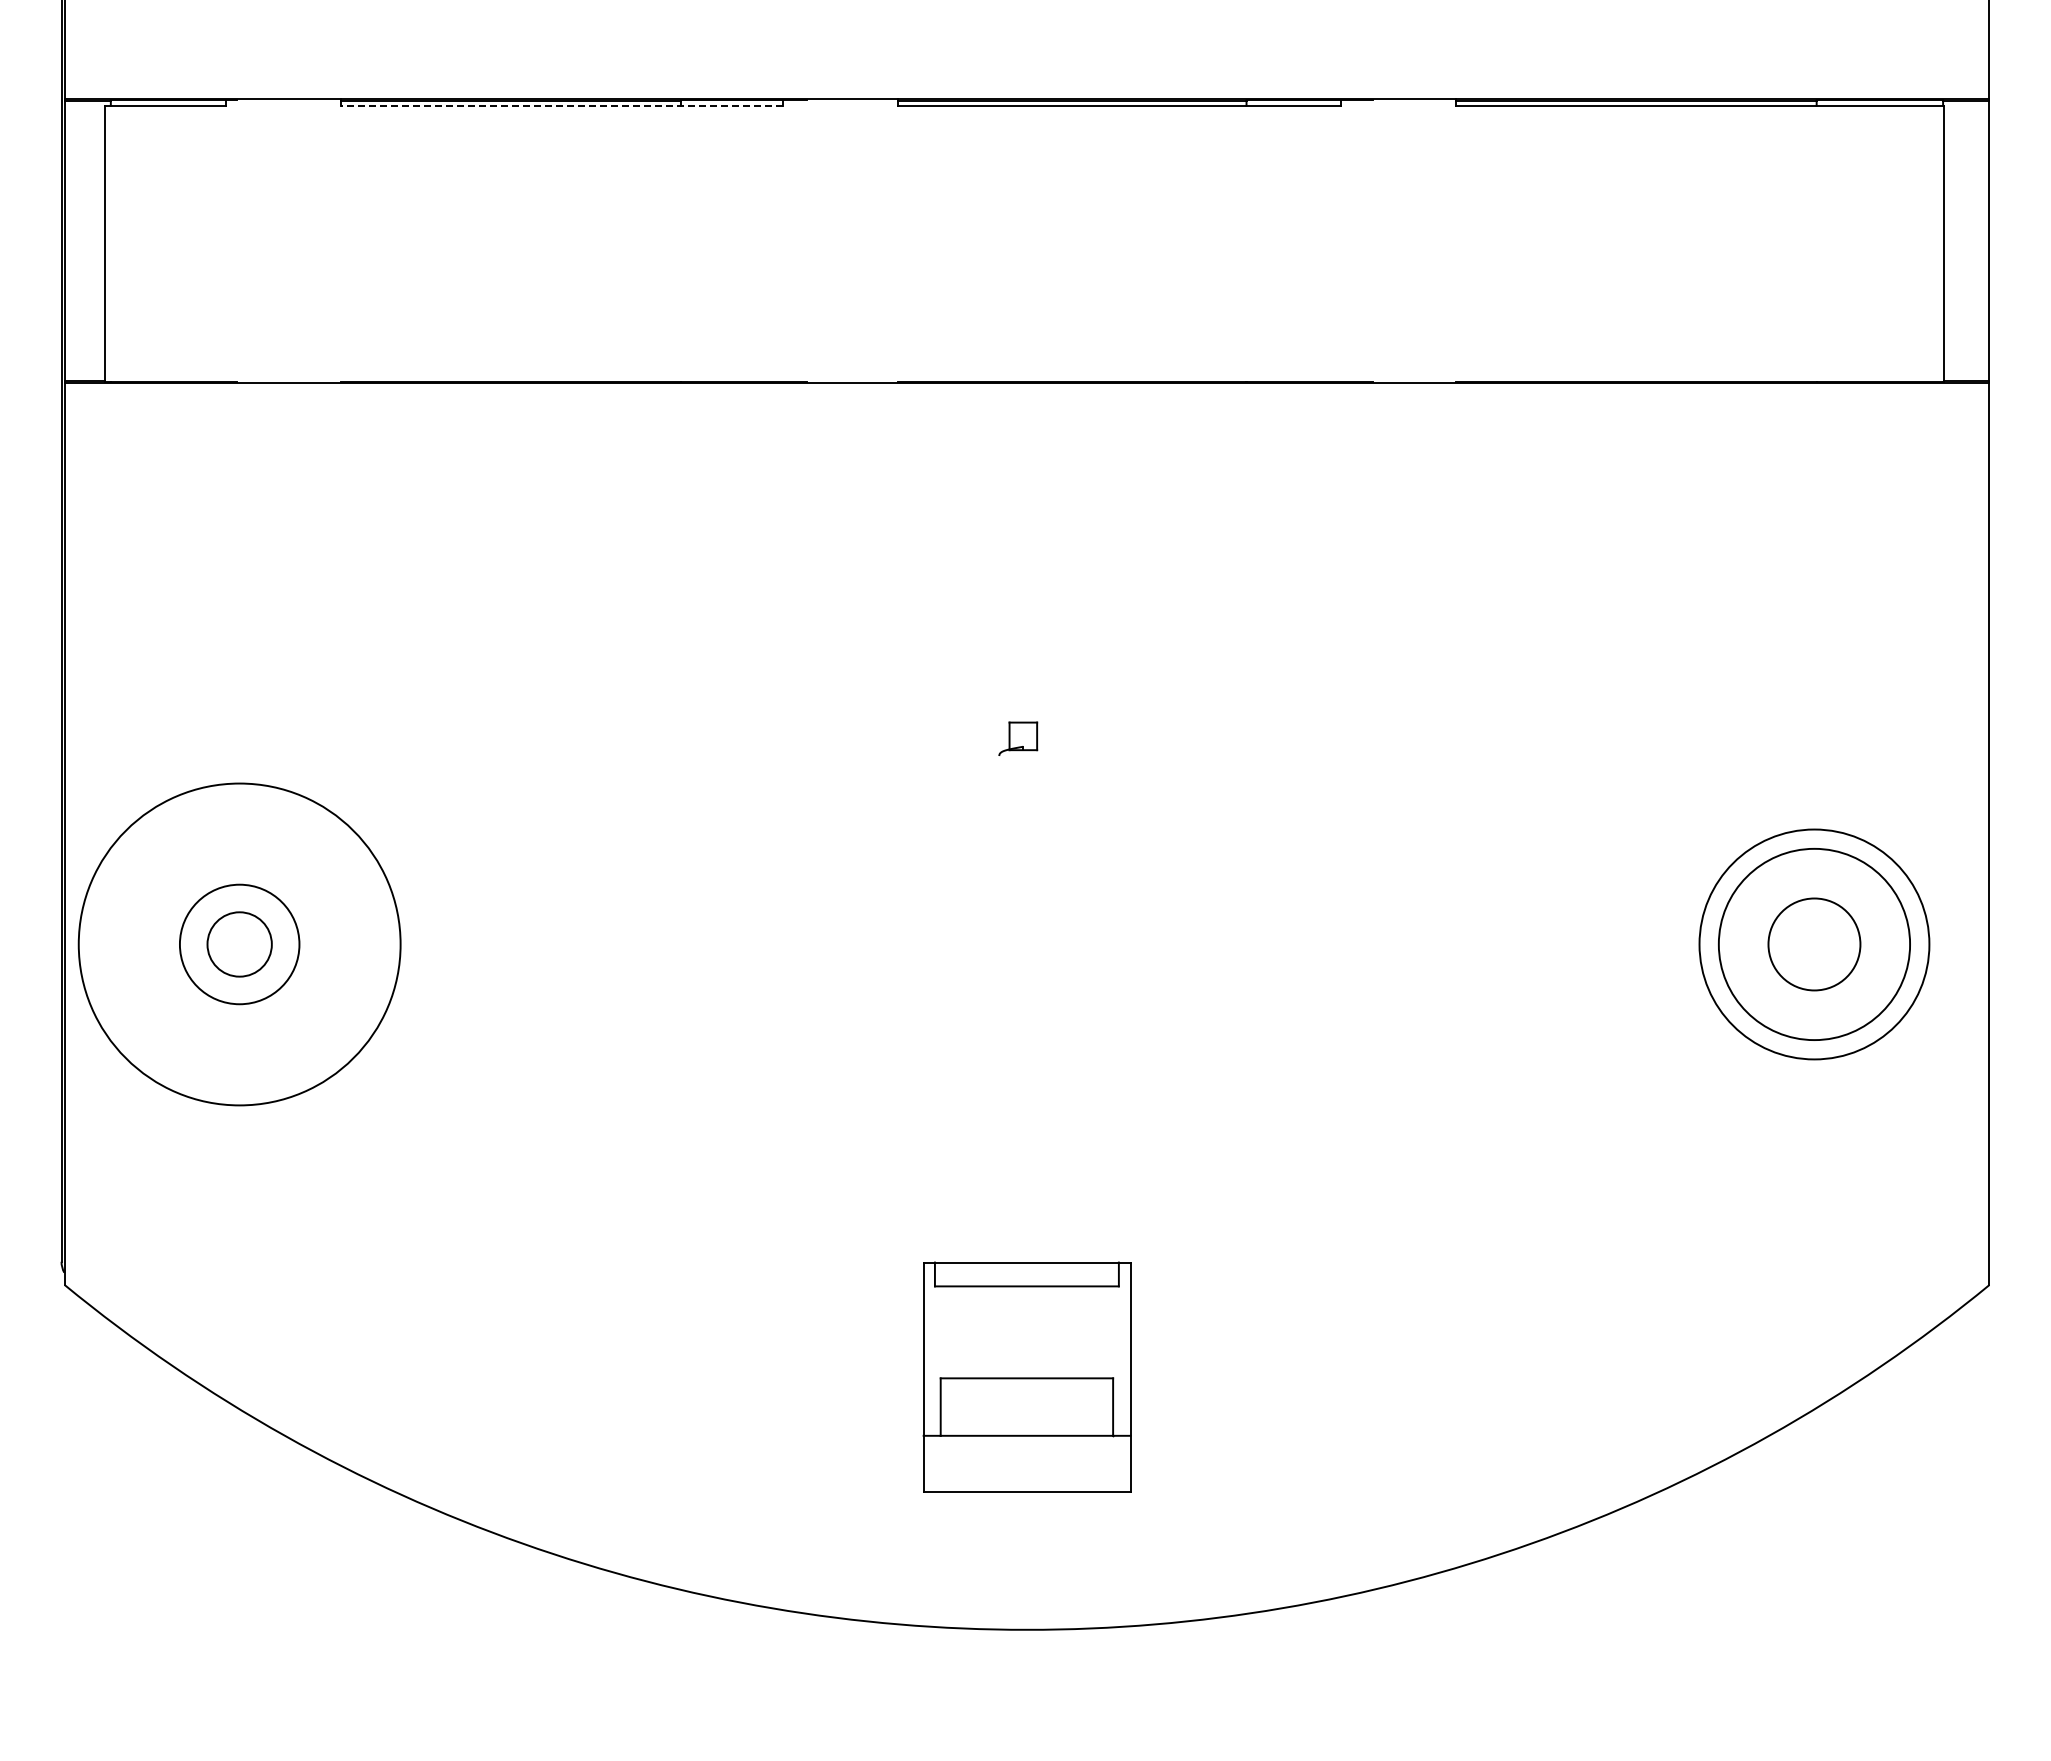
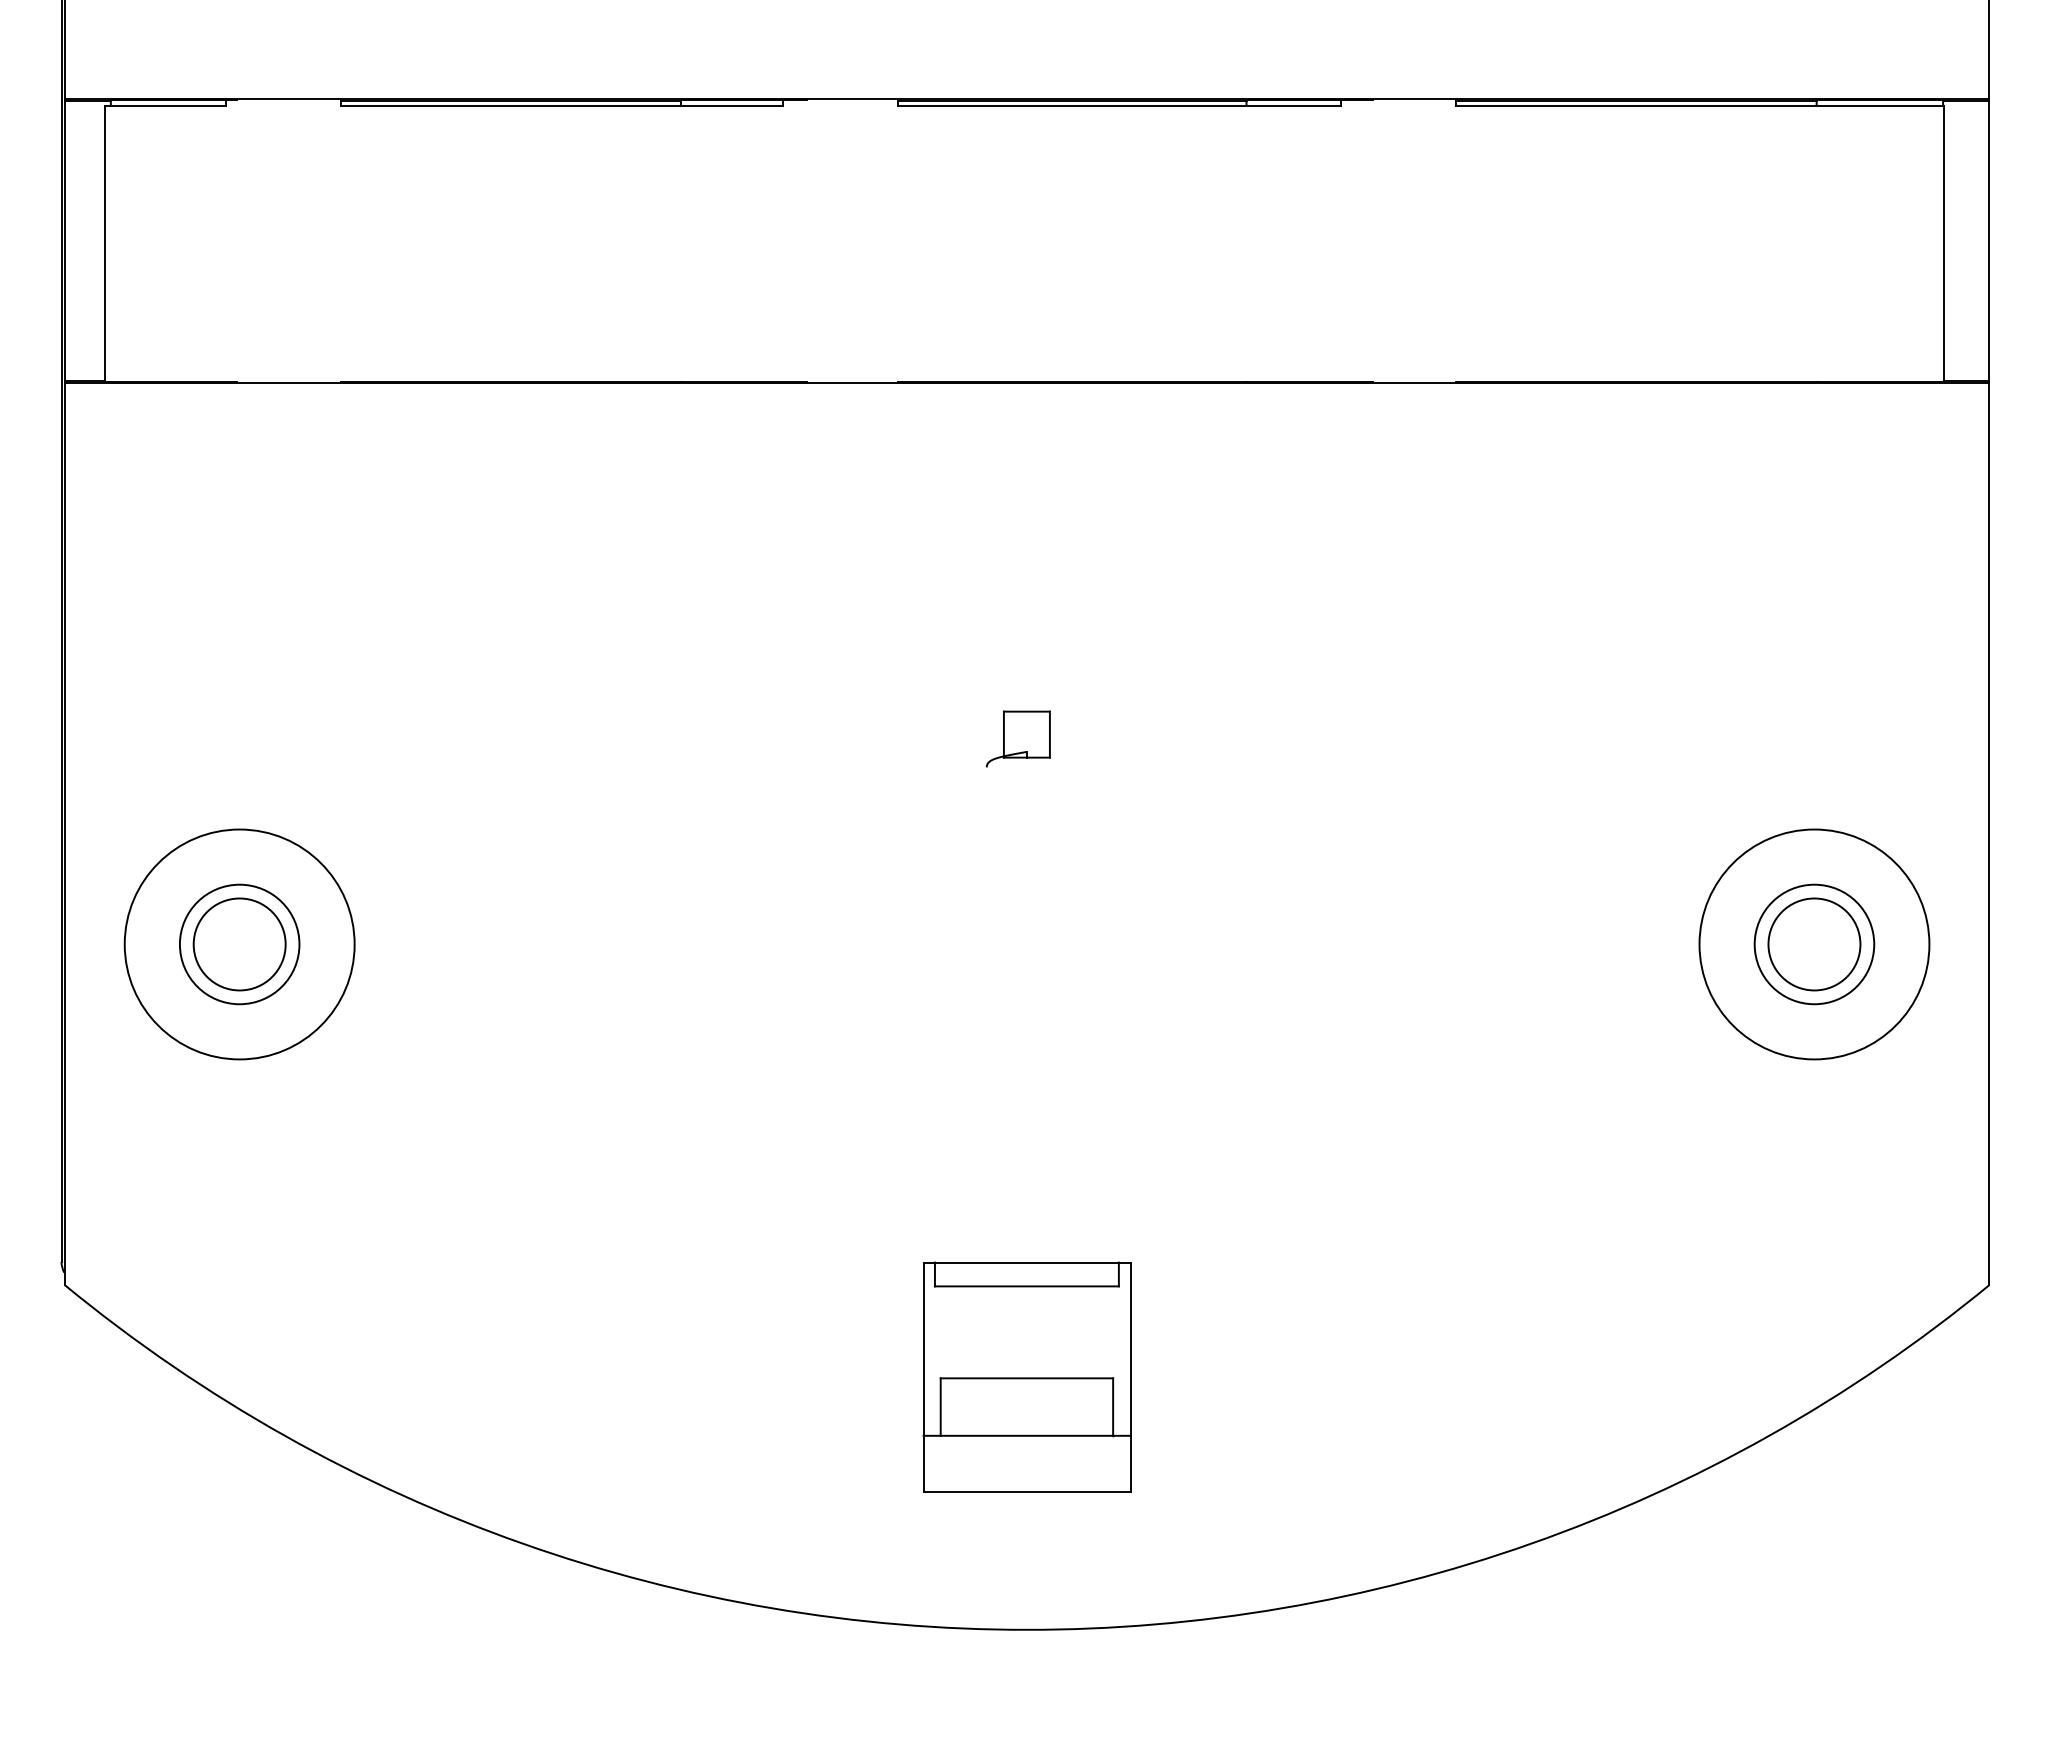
line: dashed -> solid (561, 105)
part size: 41x35 px -> 66x58 px (1017, 738)
circle diameter: 322 px -> 230 px (239, 944)
circle diameter: 64 px -> 92 px (239, 944)
circle diameter: 191 px -> 120 px (1814, 944)
